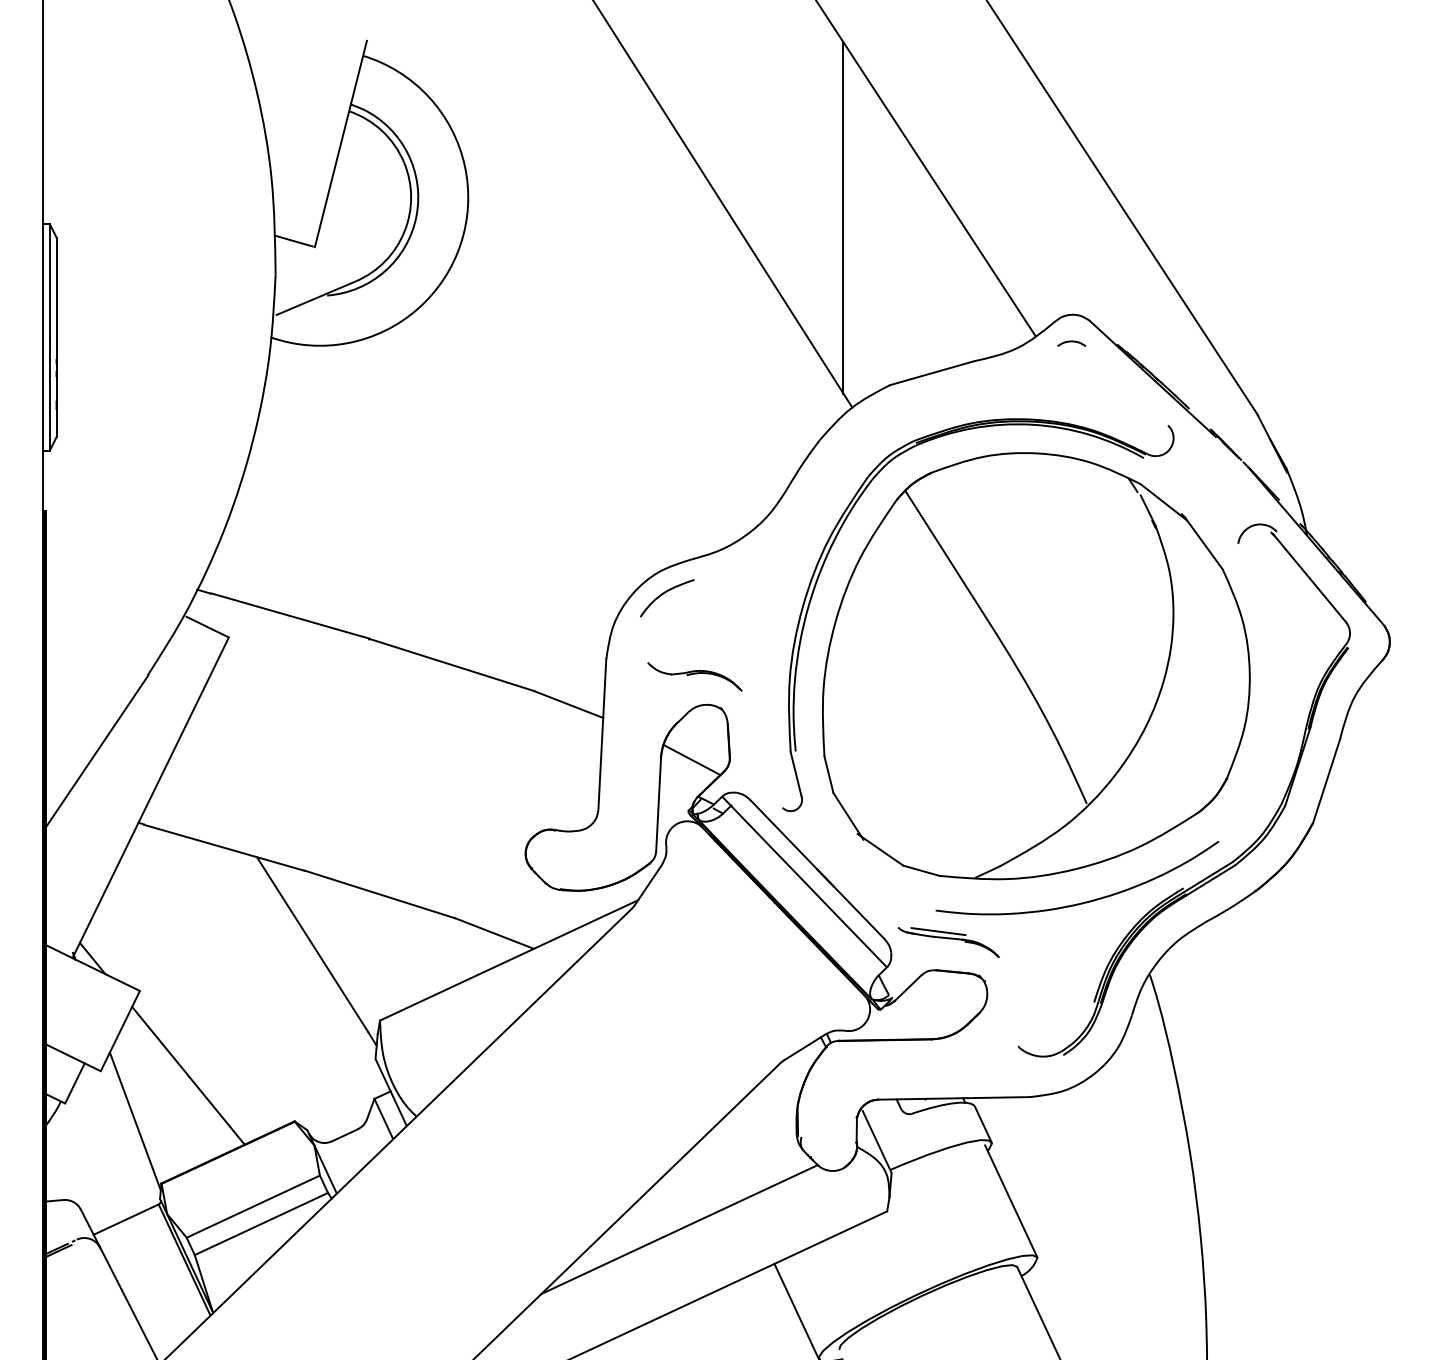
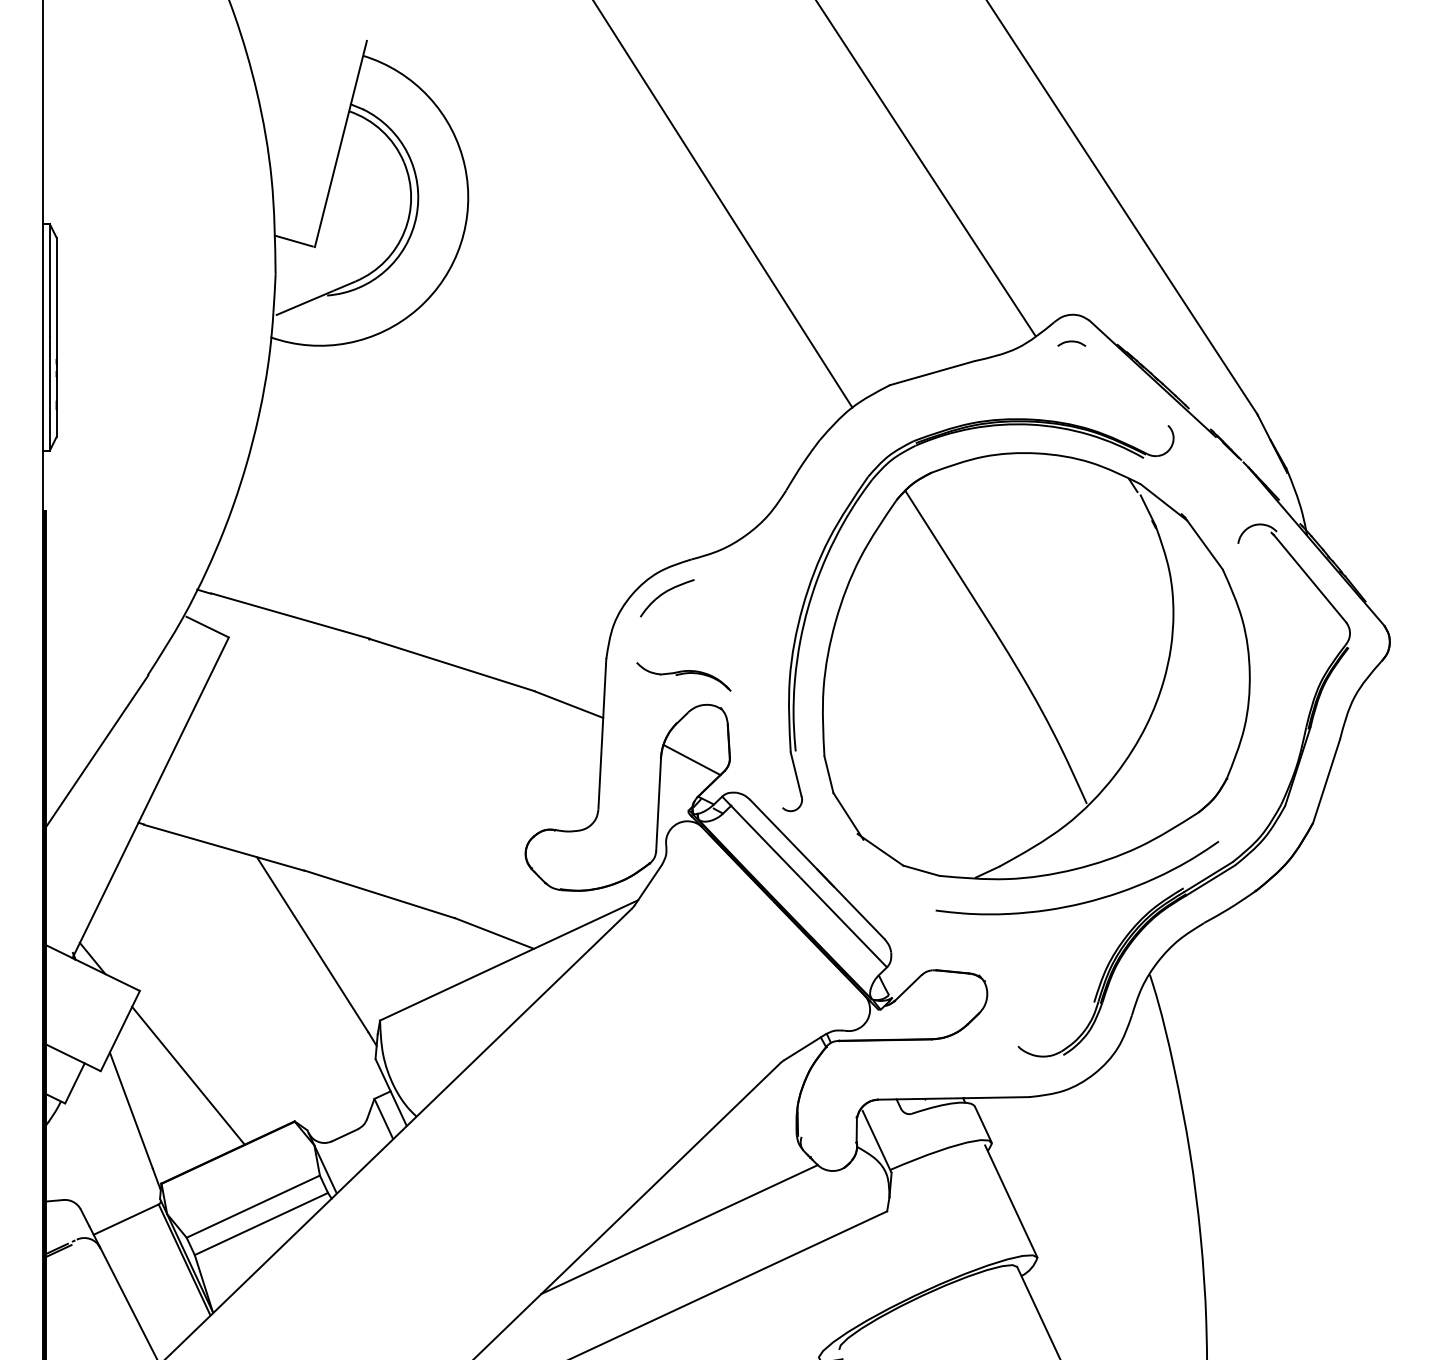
line: present -> none (843, 217)
part position: (694, 676) -> (683, 676) (683, 676)
part: present -> none (948, 942)
line: present -> none (795, 1309)
